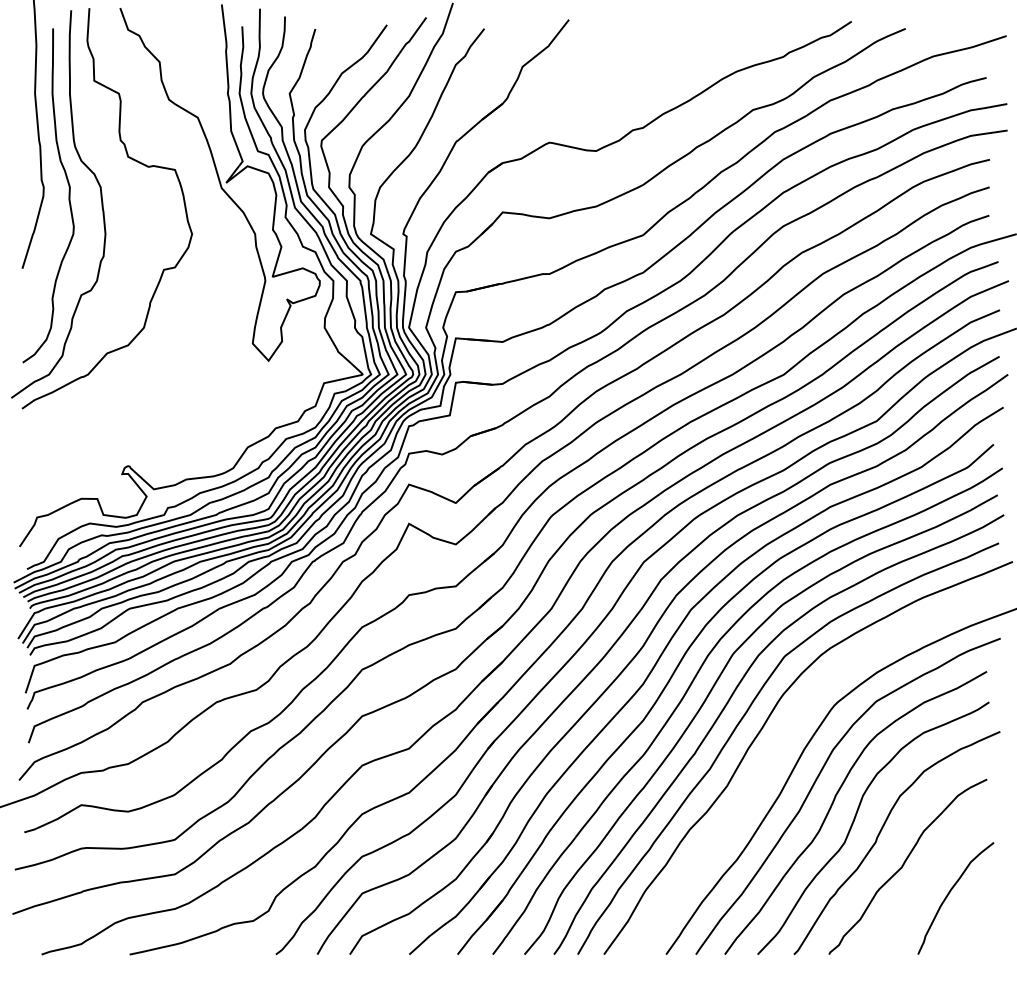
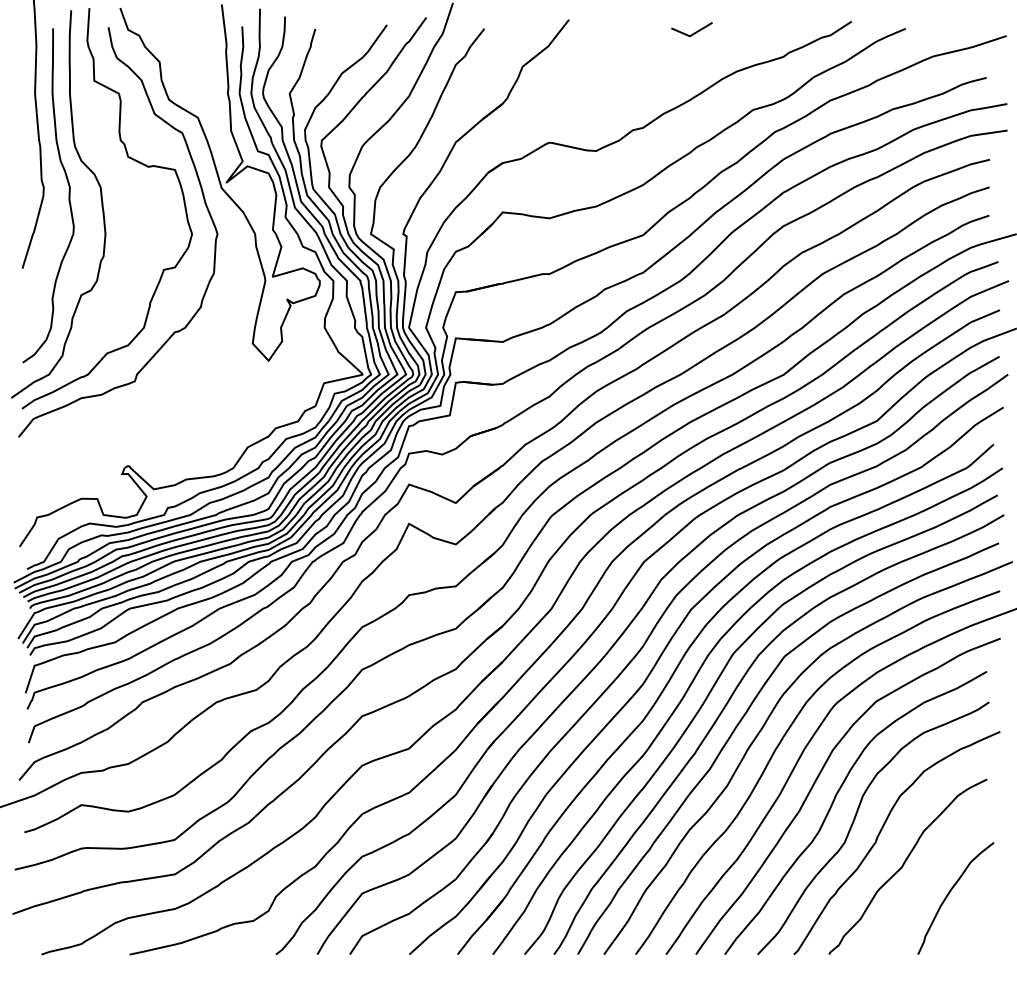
line: none -> present (692, 33)
curve: none -> present (204, 203)
curve: none -> present (778, 747)
